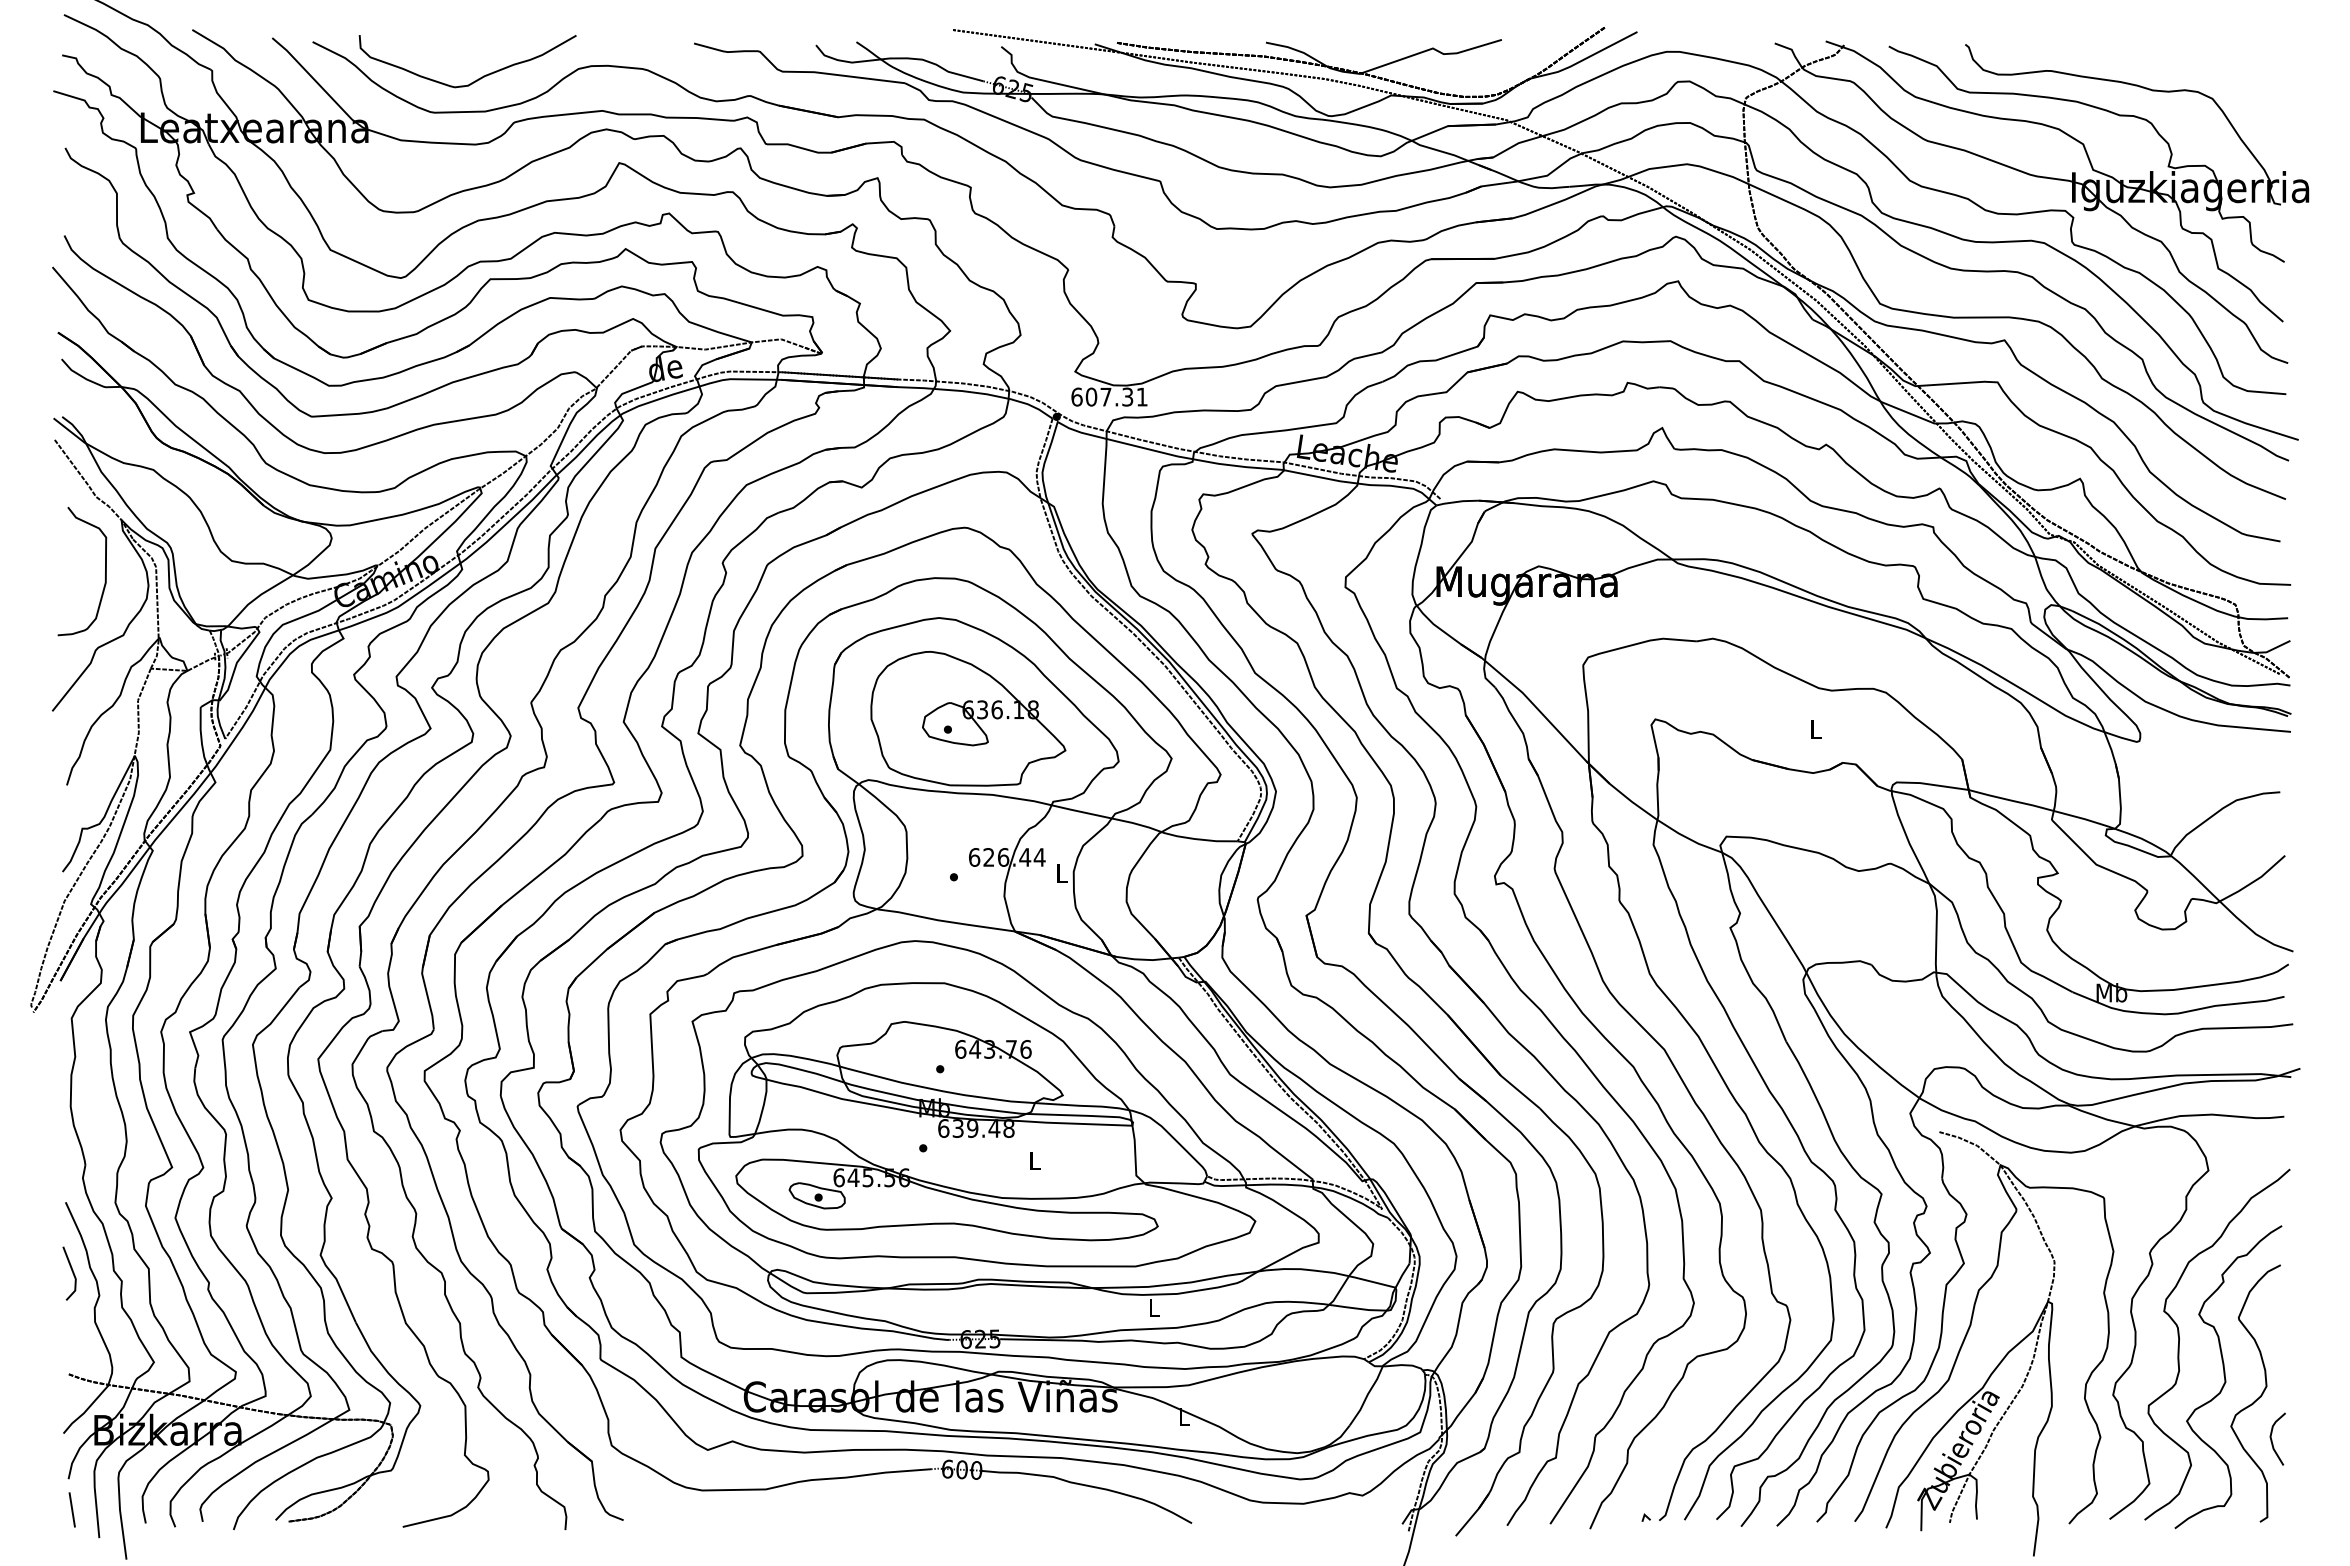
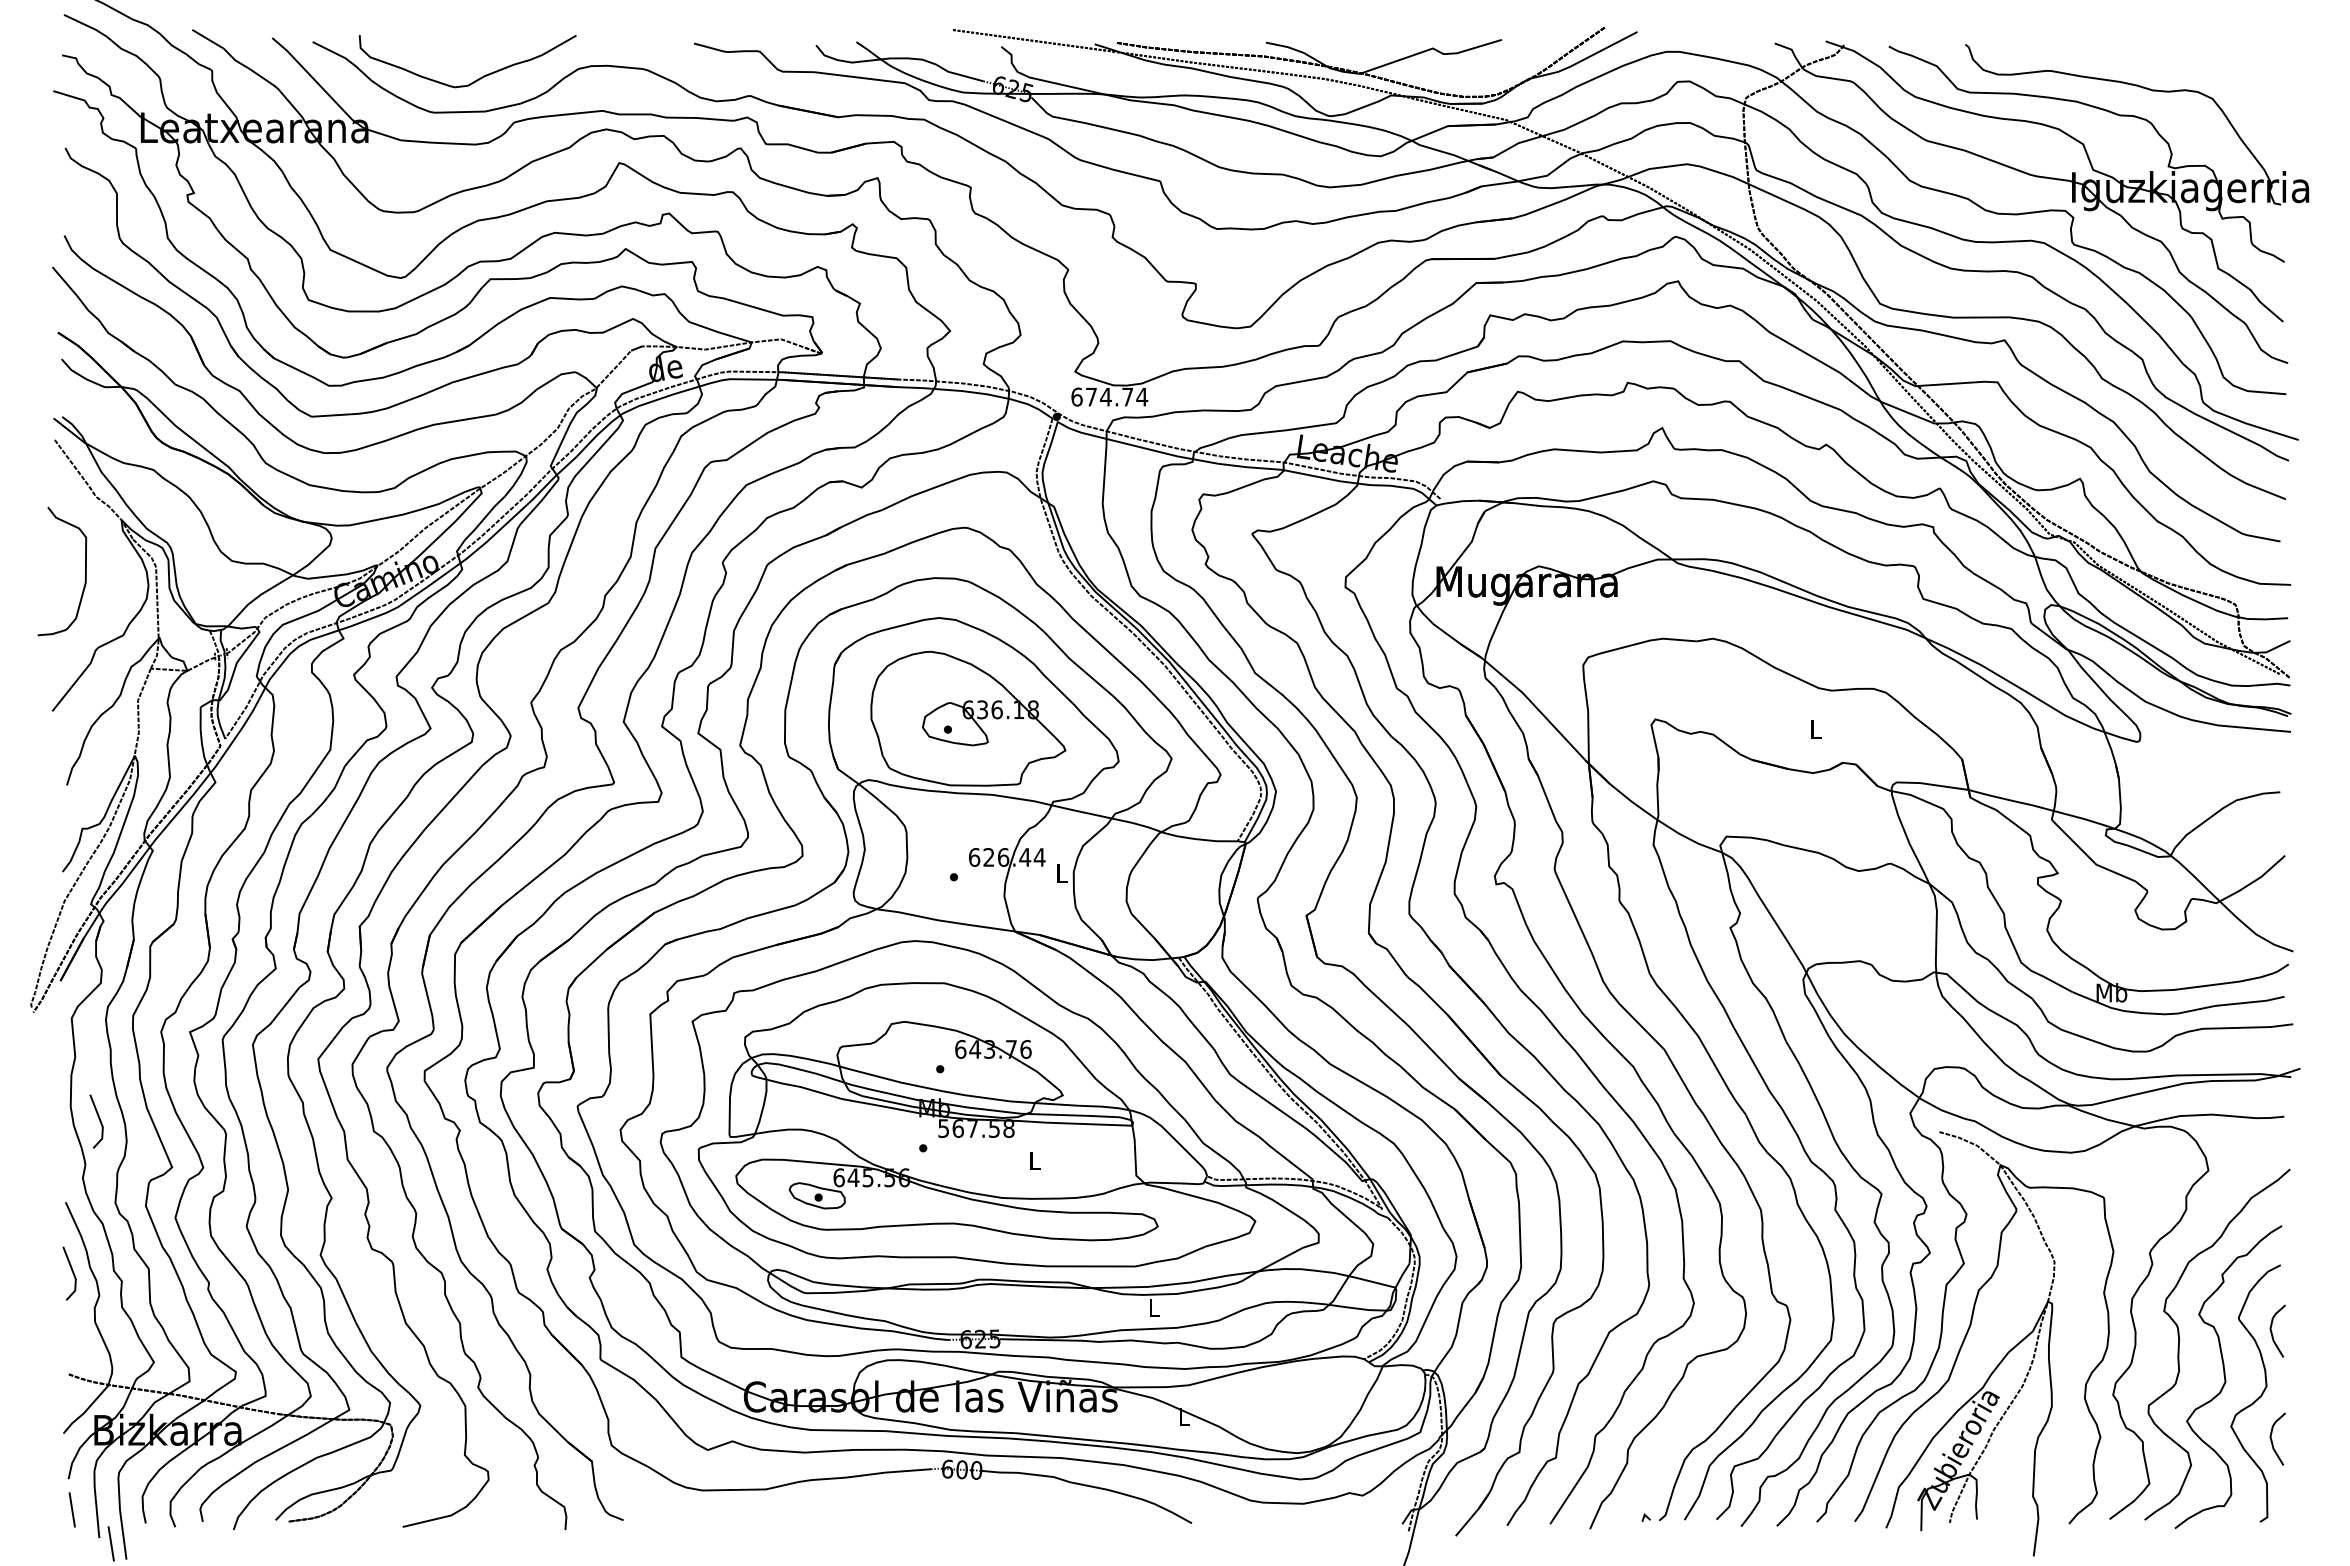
text: 607.31 -> 674.74 (1116, 396)
curve position: (105, 571) -> (85, 571) (85, 571)
line: none -> present (98, 1119)
text: 639.48 -> 567.58 (969, 1128)
curve: none -> present (2272, 1331)
line: none -> present (110, 1543)
